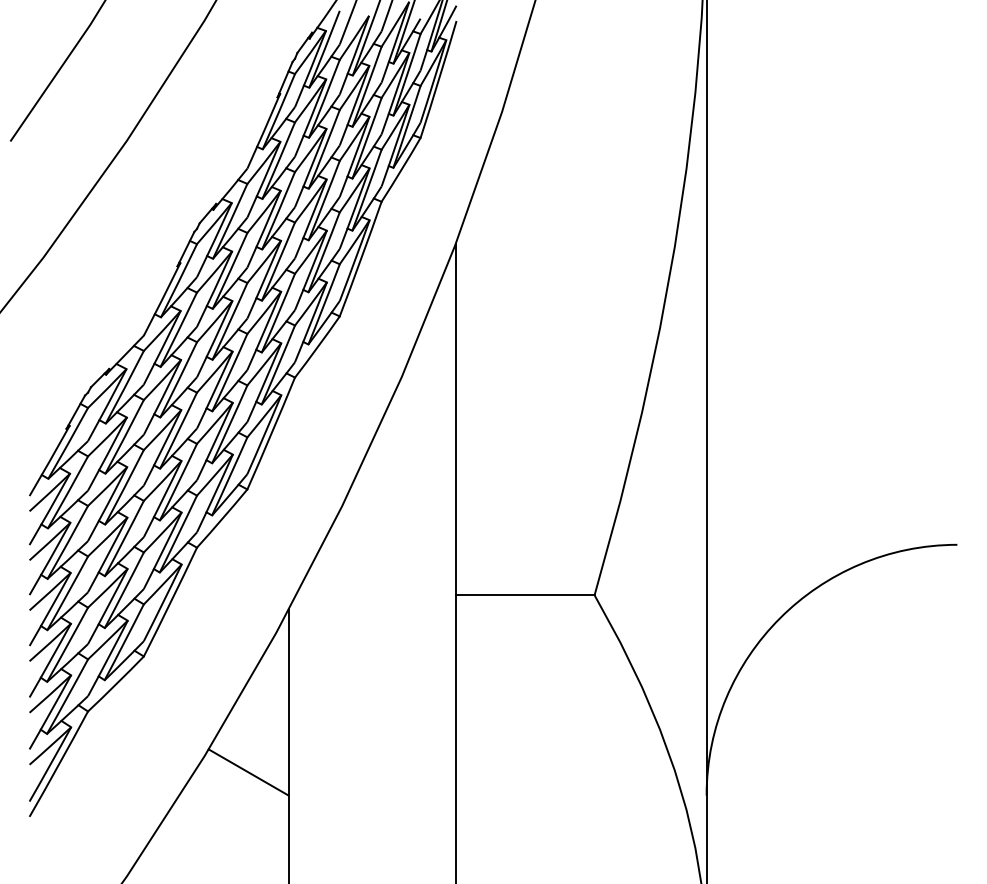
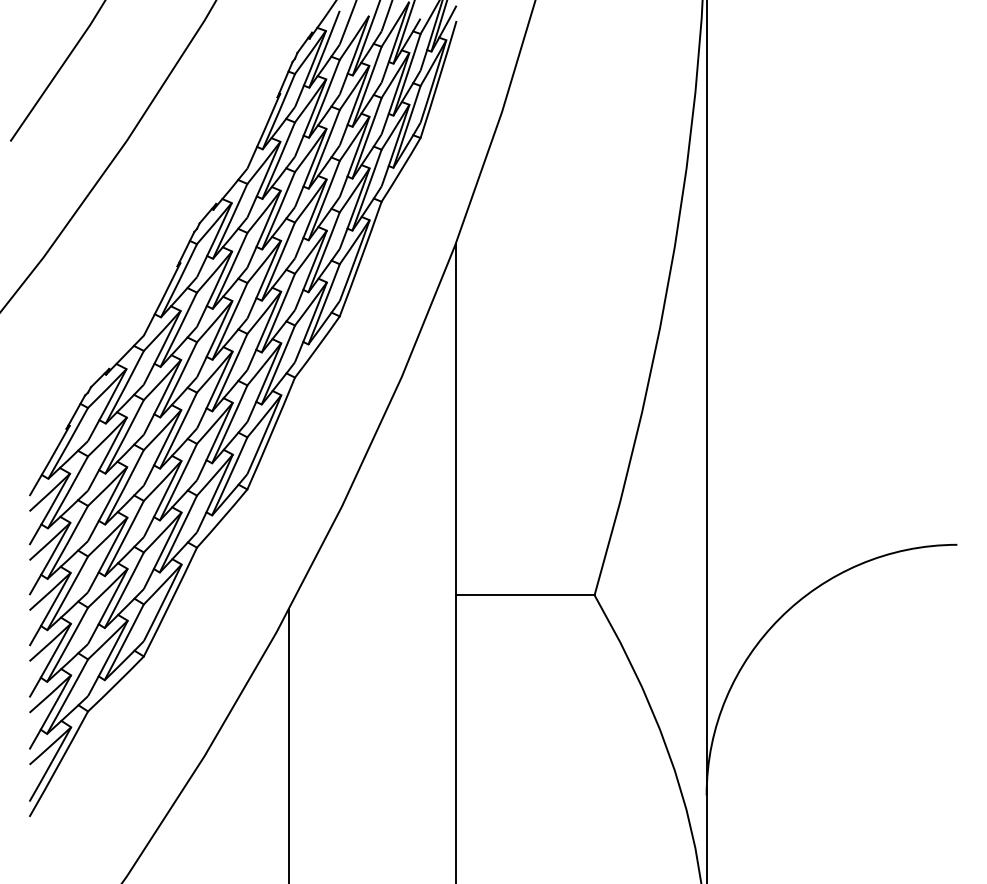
line: present -> none (248, 772)
